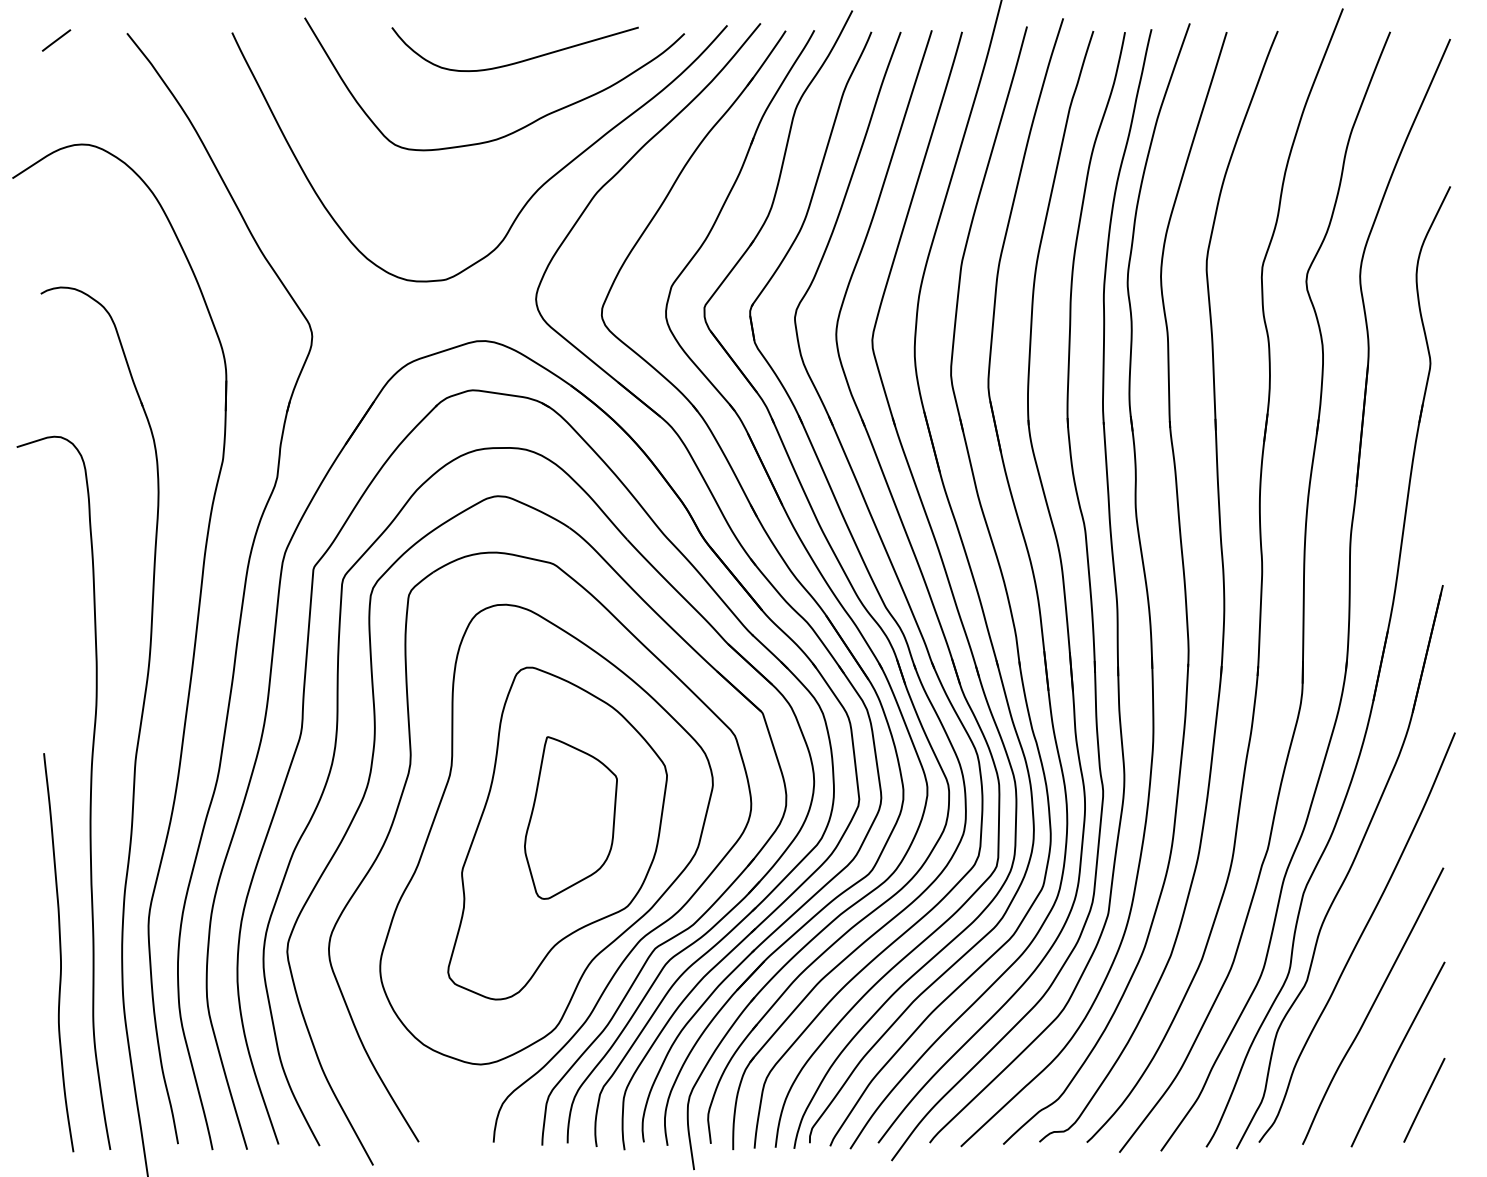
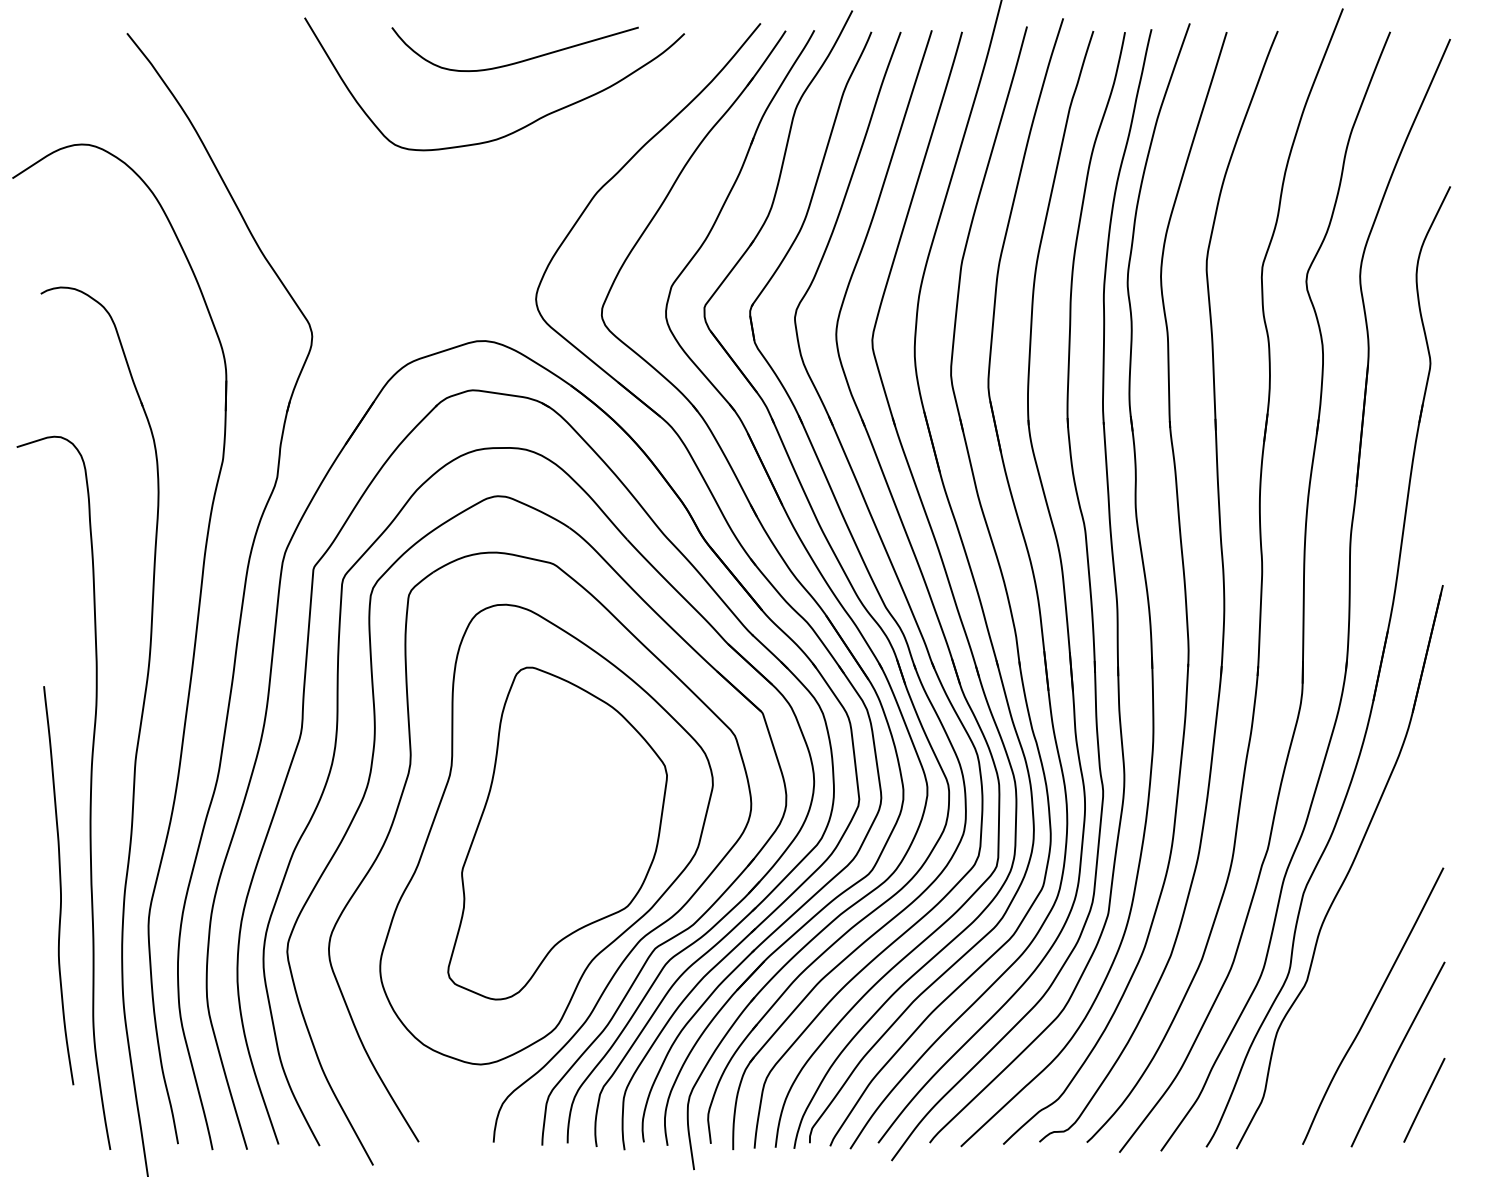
line: present -> none (56, 40)
curve: present -> none (530, 196)
part: present -> none (570, 817)
curve: present -> none (1358, 938)
curve position: (59, 952) -> (59, 885) (59, 885)
